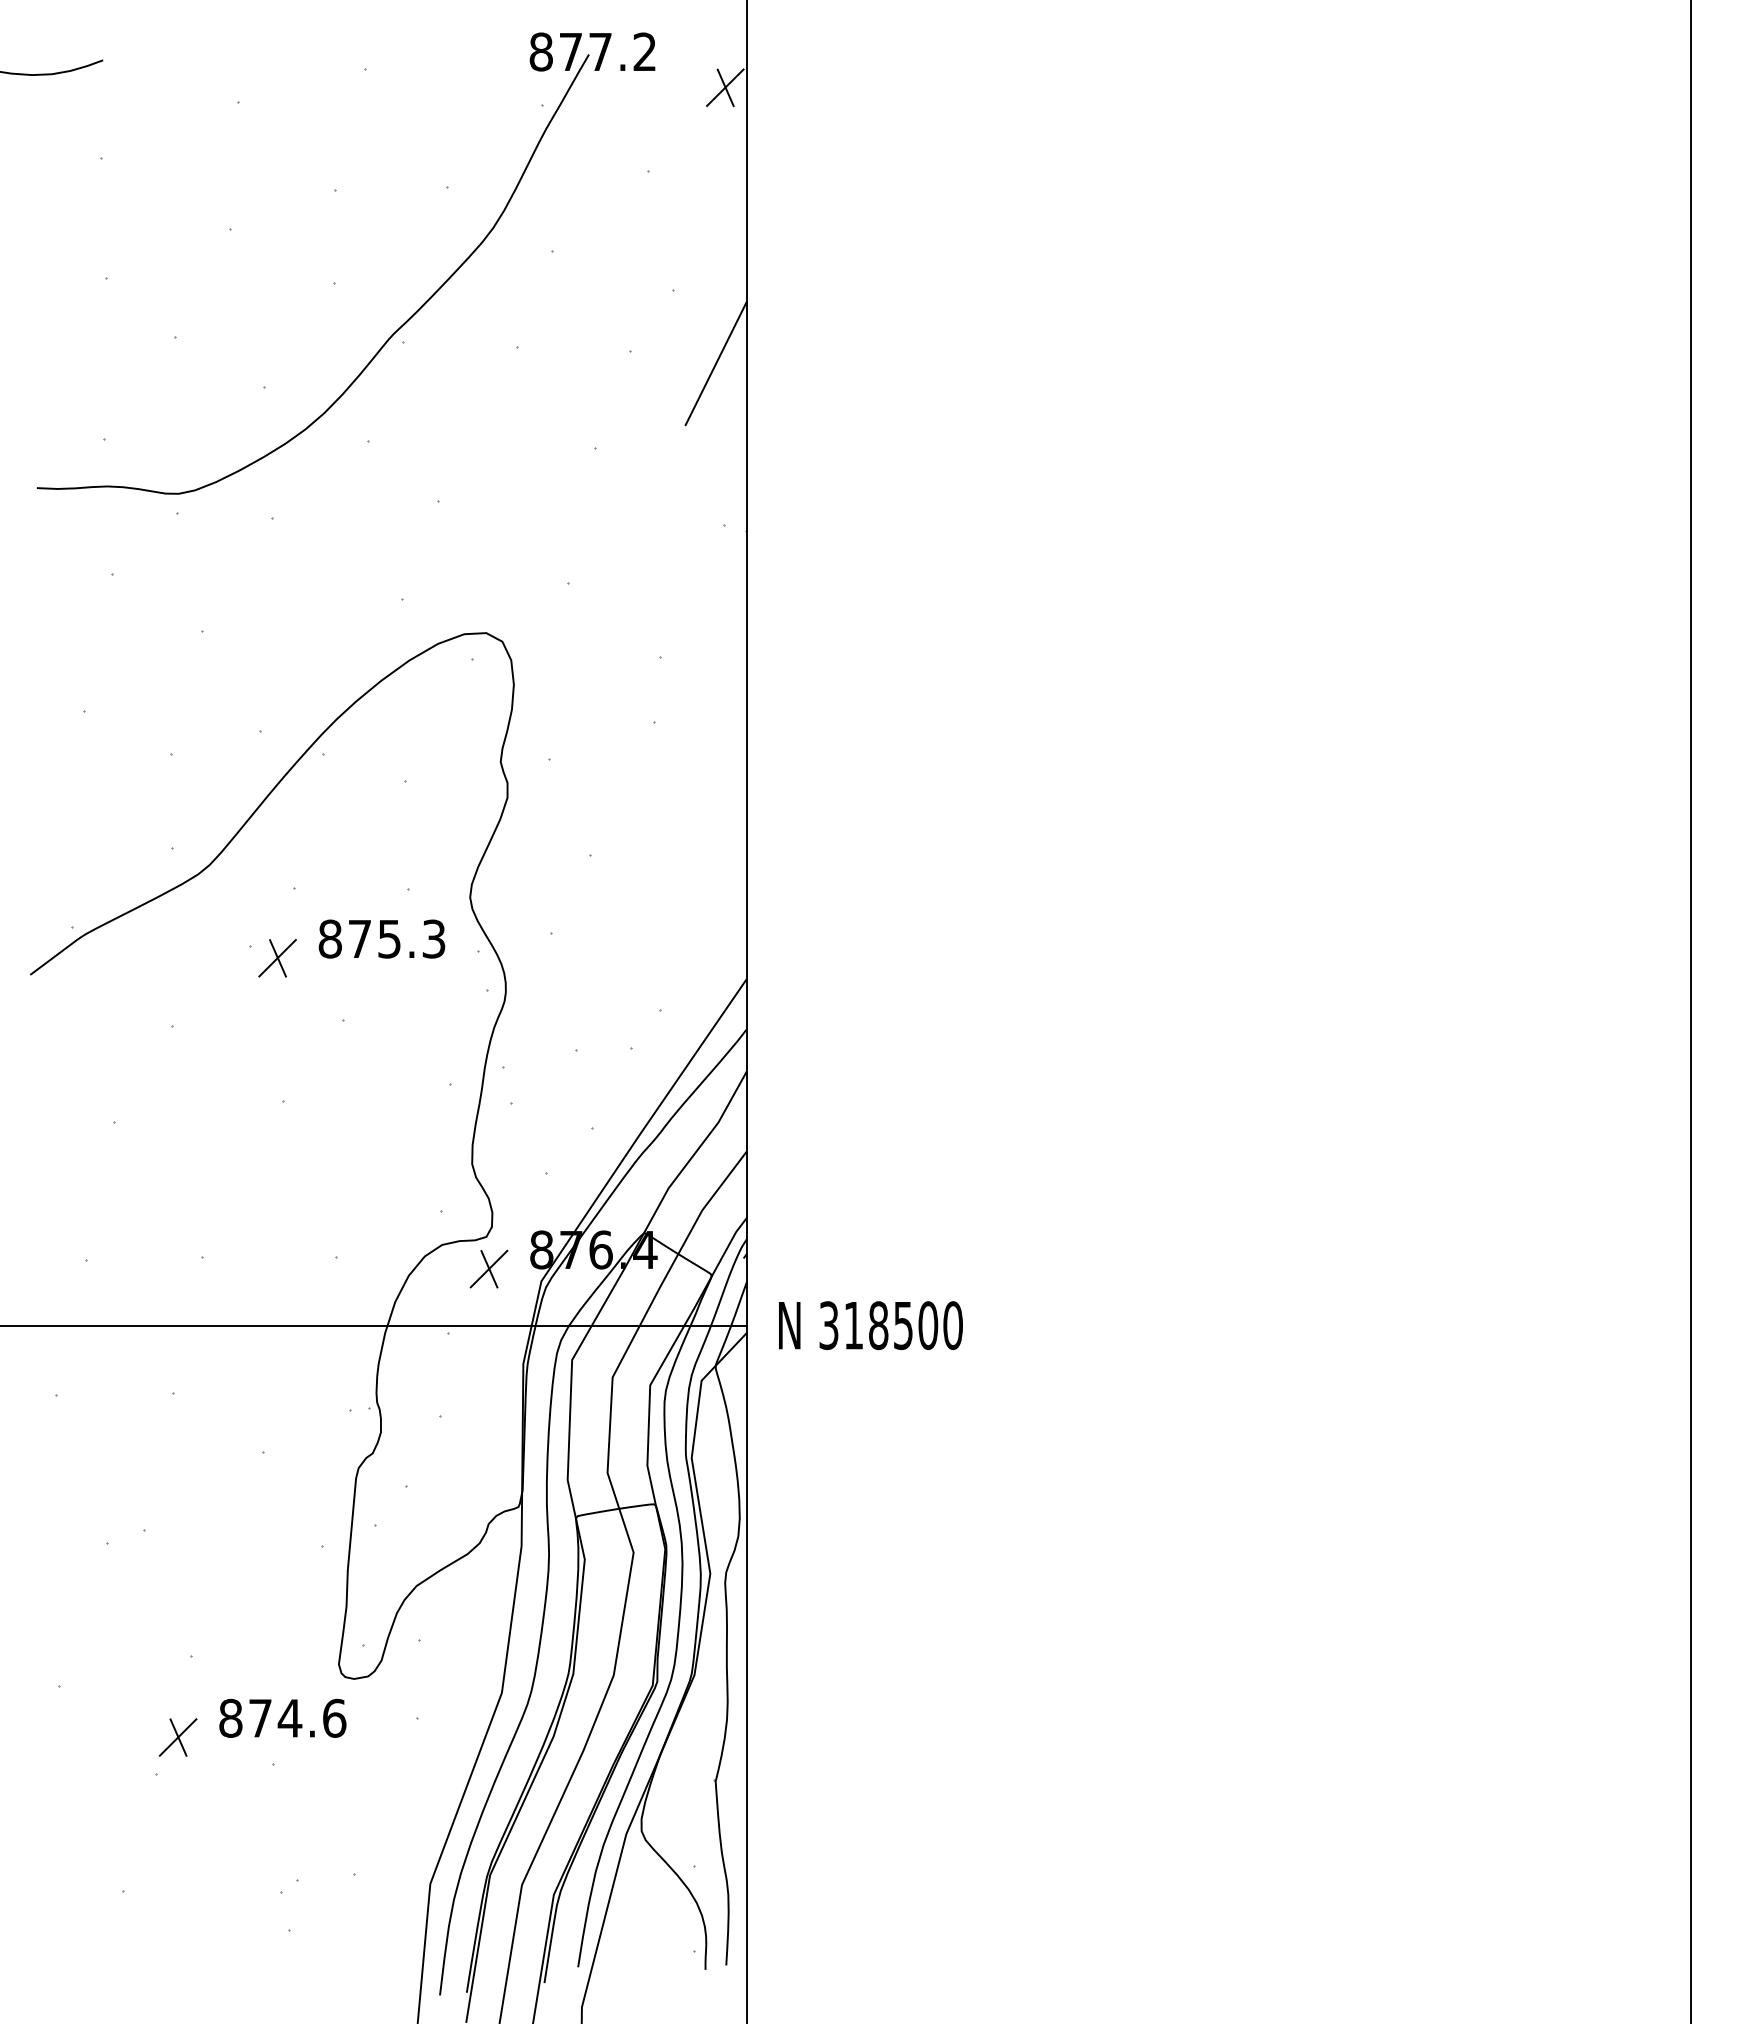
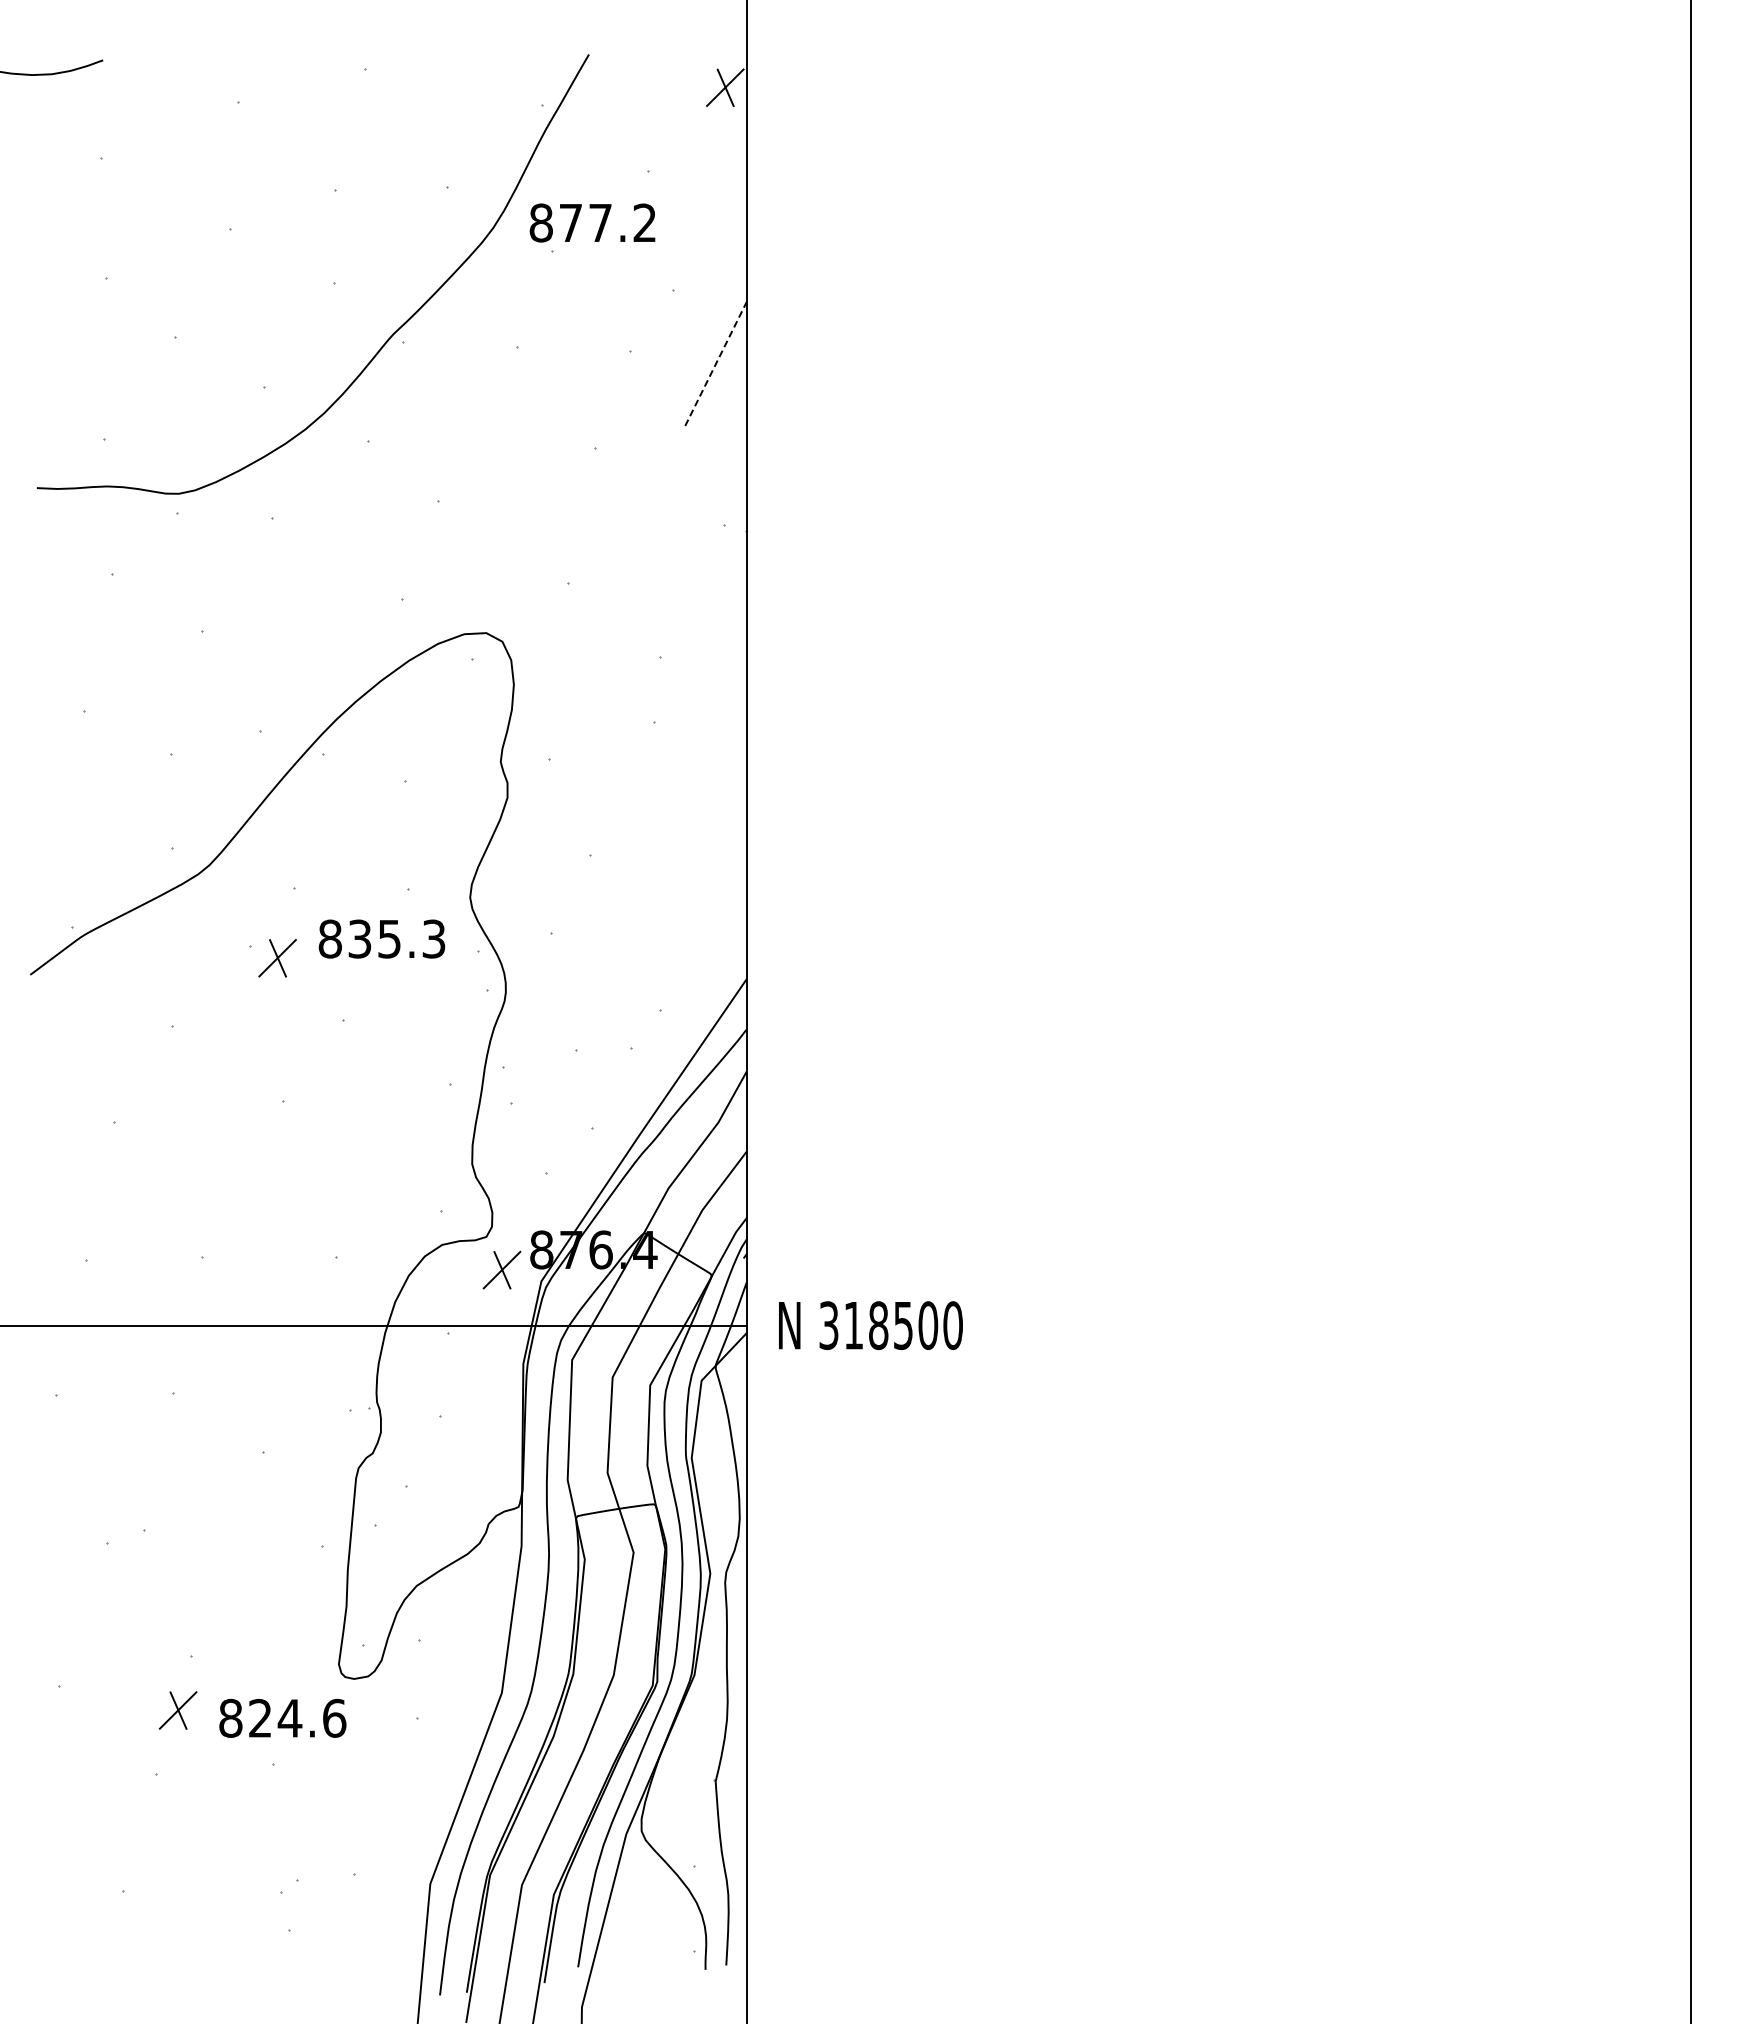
text position: (592, 51) -> (592, 222) (592, 222)
line: solid -> dashed (716, 363)
text: 875.3 -> 835.3 (359, 938)
part position: (488, 1268) -> (501, 1269) (501, 1269)
text: 874.6 -> 824.6 (260, 1717)
part position: (177, 1737) -> (177, 1710) (177, 1710)
